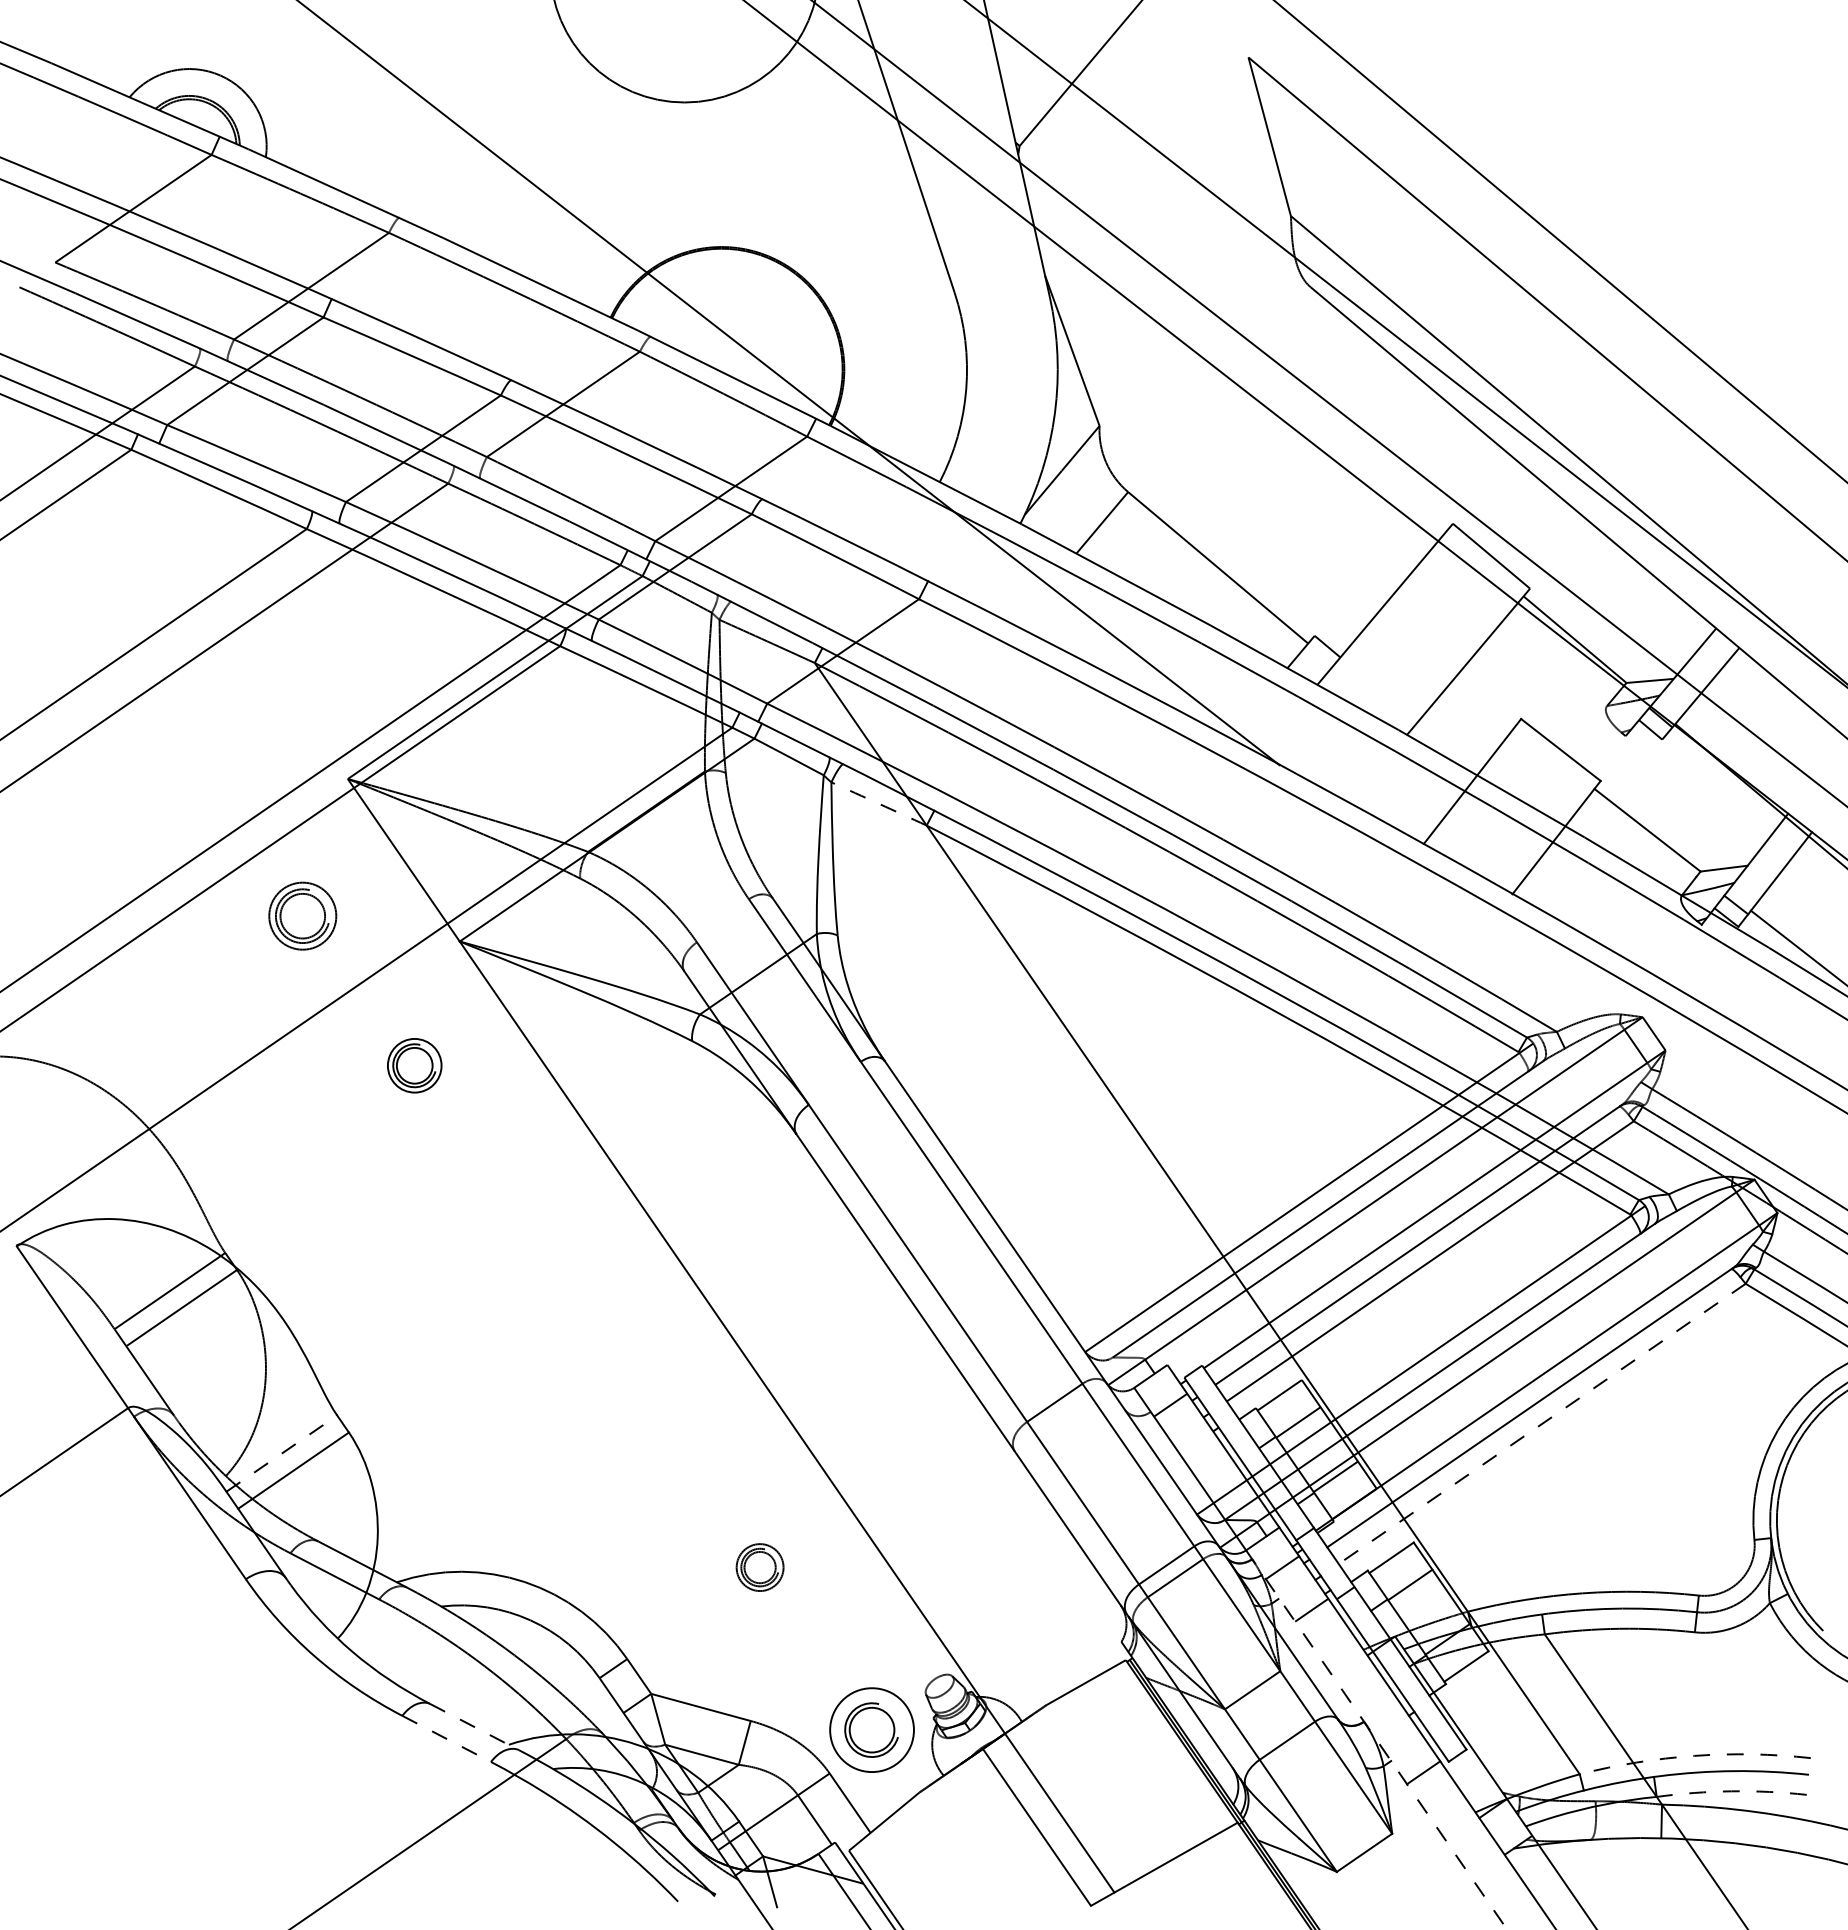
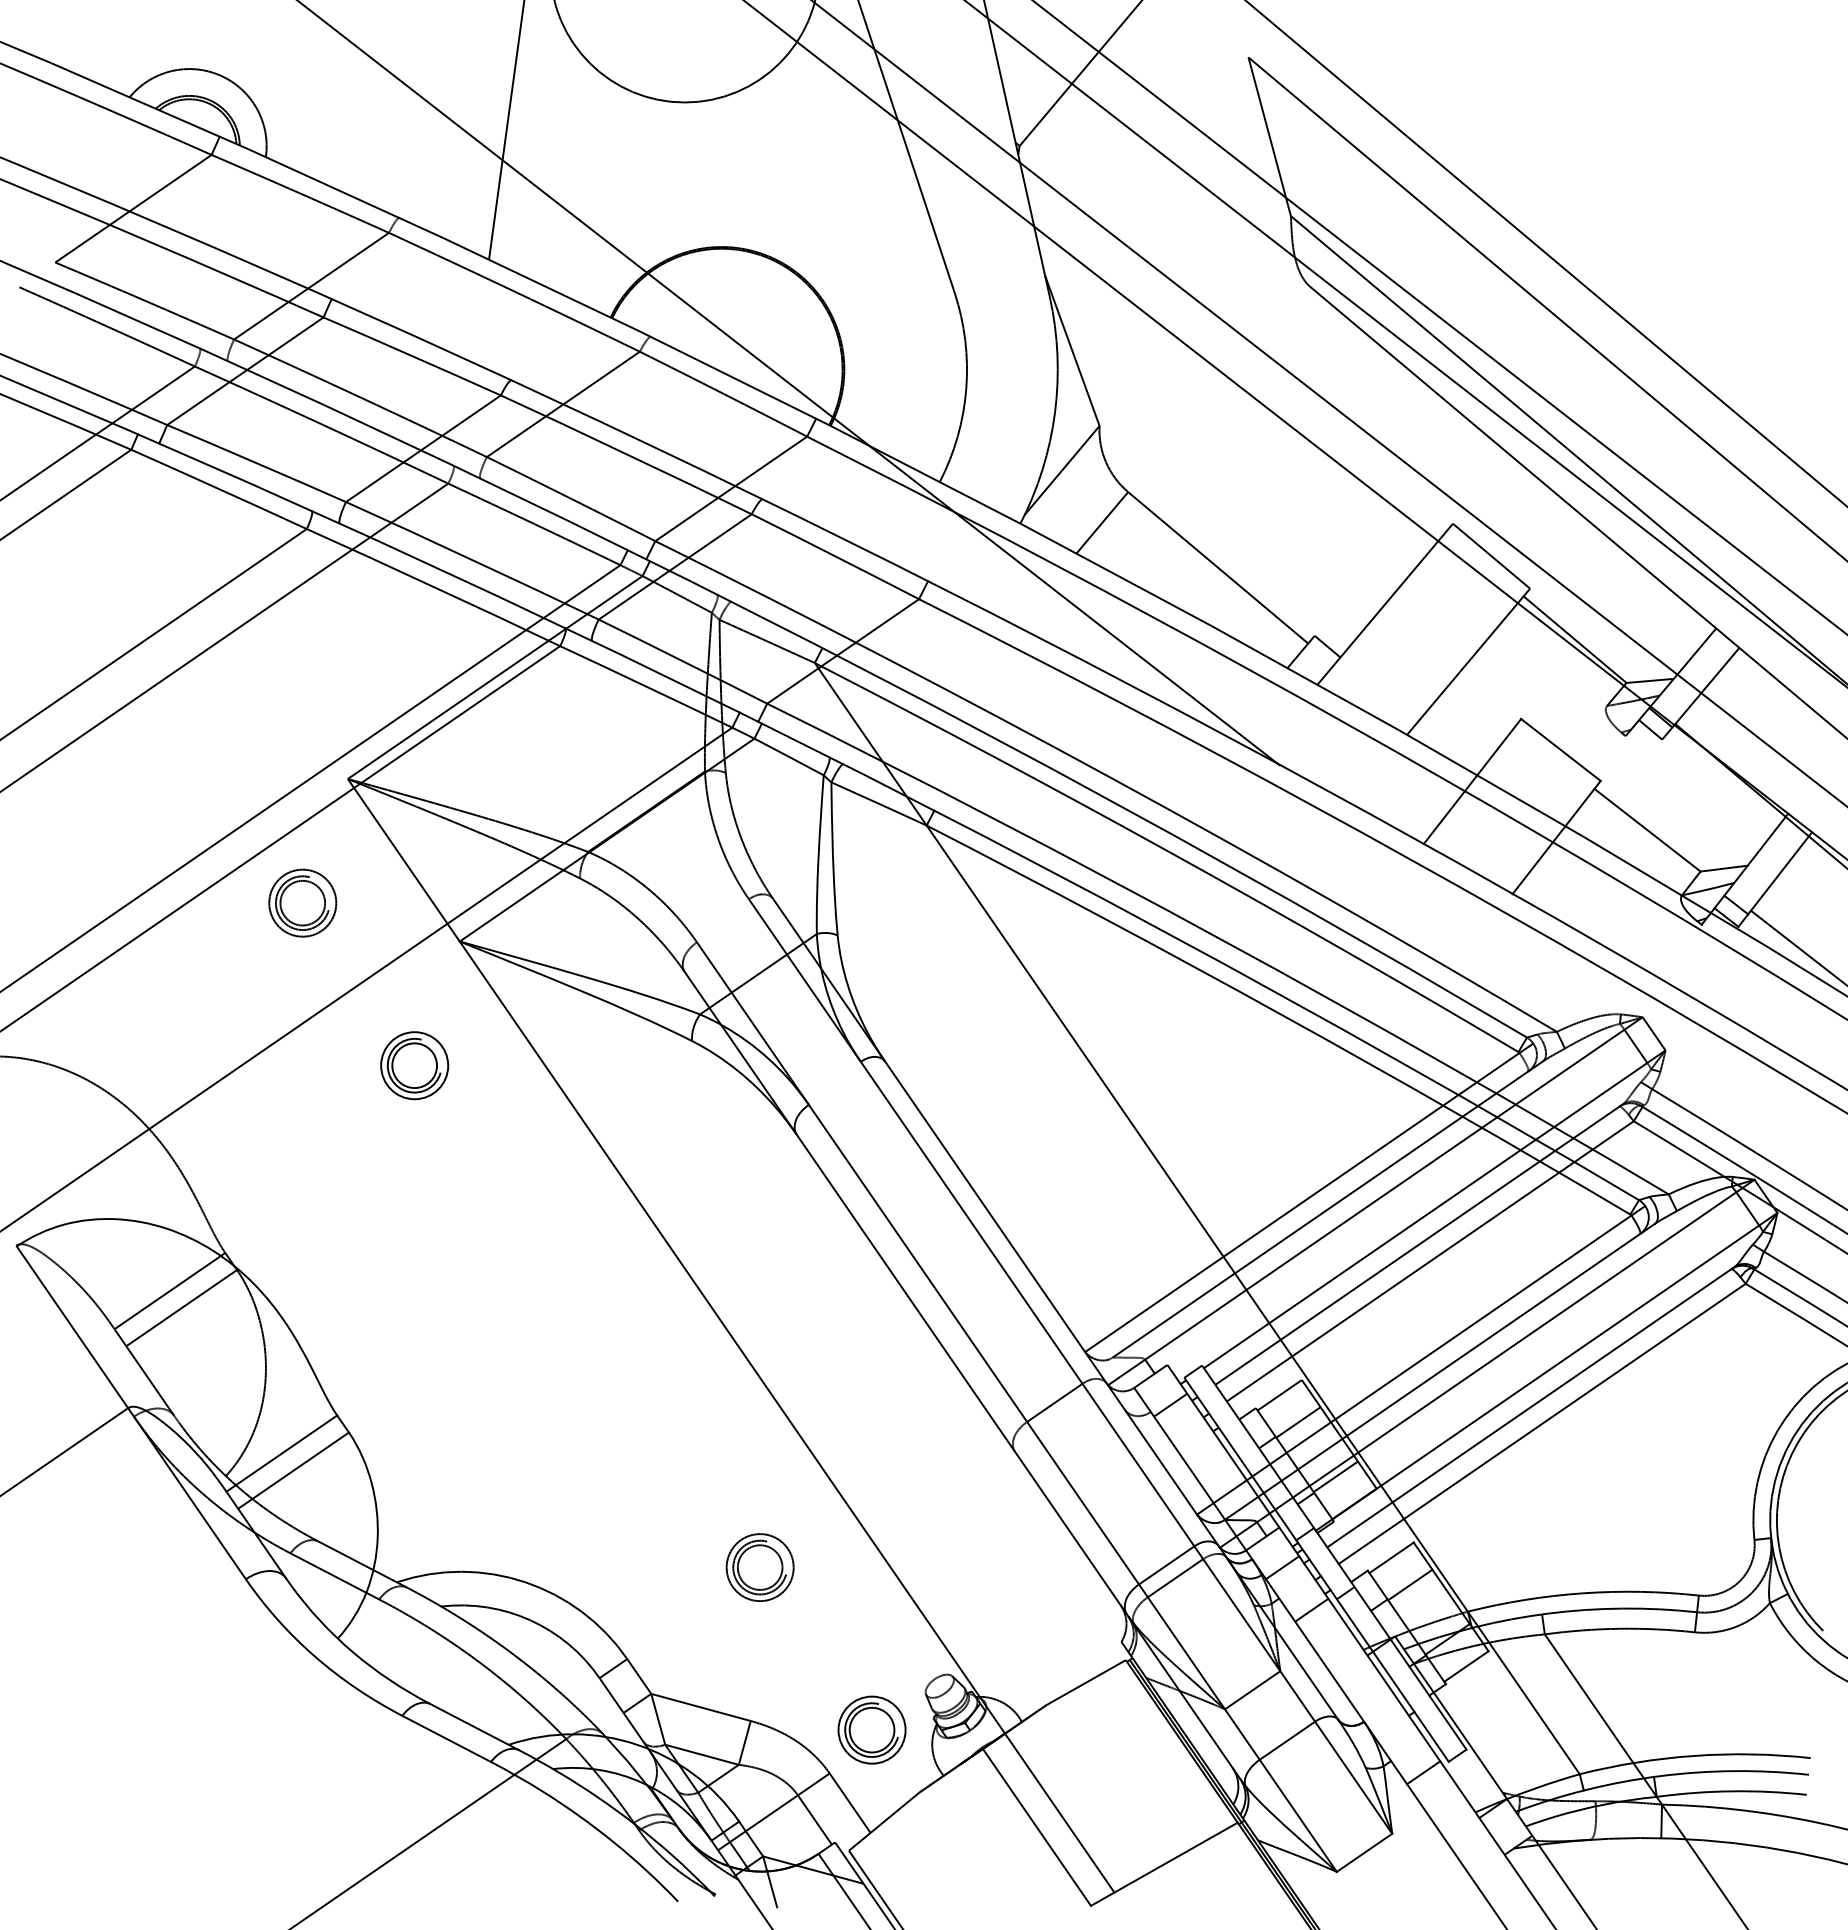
line: none -> present (506, 130)
line position: (1560, 241) -> (1545, 253) (1545, 253)
line: none -> present (1439, 317)
arc: dashed -> solid (879, 803)
part position: (302, 915) -> (302, 902) (302, 902)
part size: 56x56 px -> 70x70 px (414, 1065)
line: dashed -> solid (1541, 1424)
line: dashed -> solid (282, 1453)
part size: 50x49 px -> 70x69 px (759, 1567)
line: dashed -> solid (474, 1727)
circle diameter: 84 px -> 67 px (871, 1729)
line: dashed -> solid (446, 1738)
line: dashed -> solid (1377, 1740)
arc: dashed -> solid (1694, 1755)
arc: dashed -> solid (1731, 1791)
